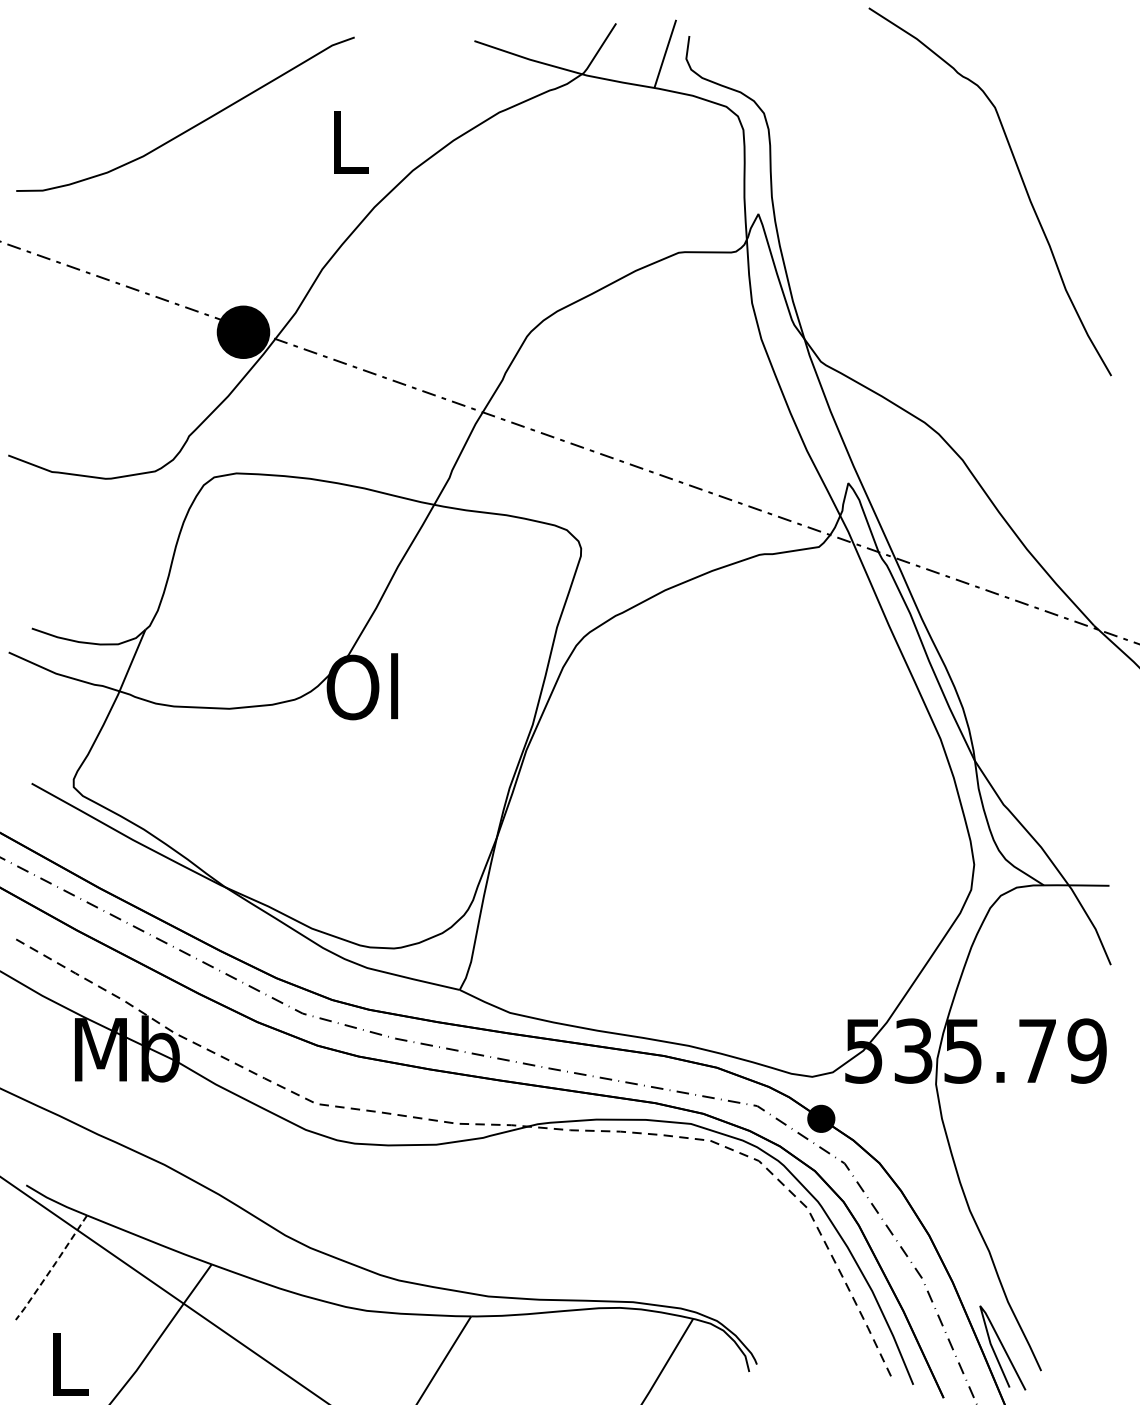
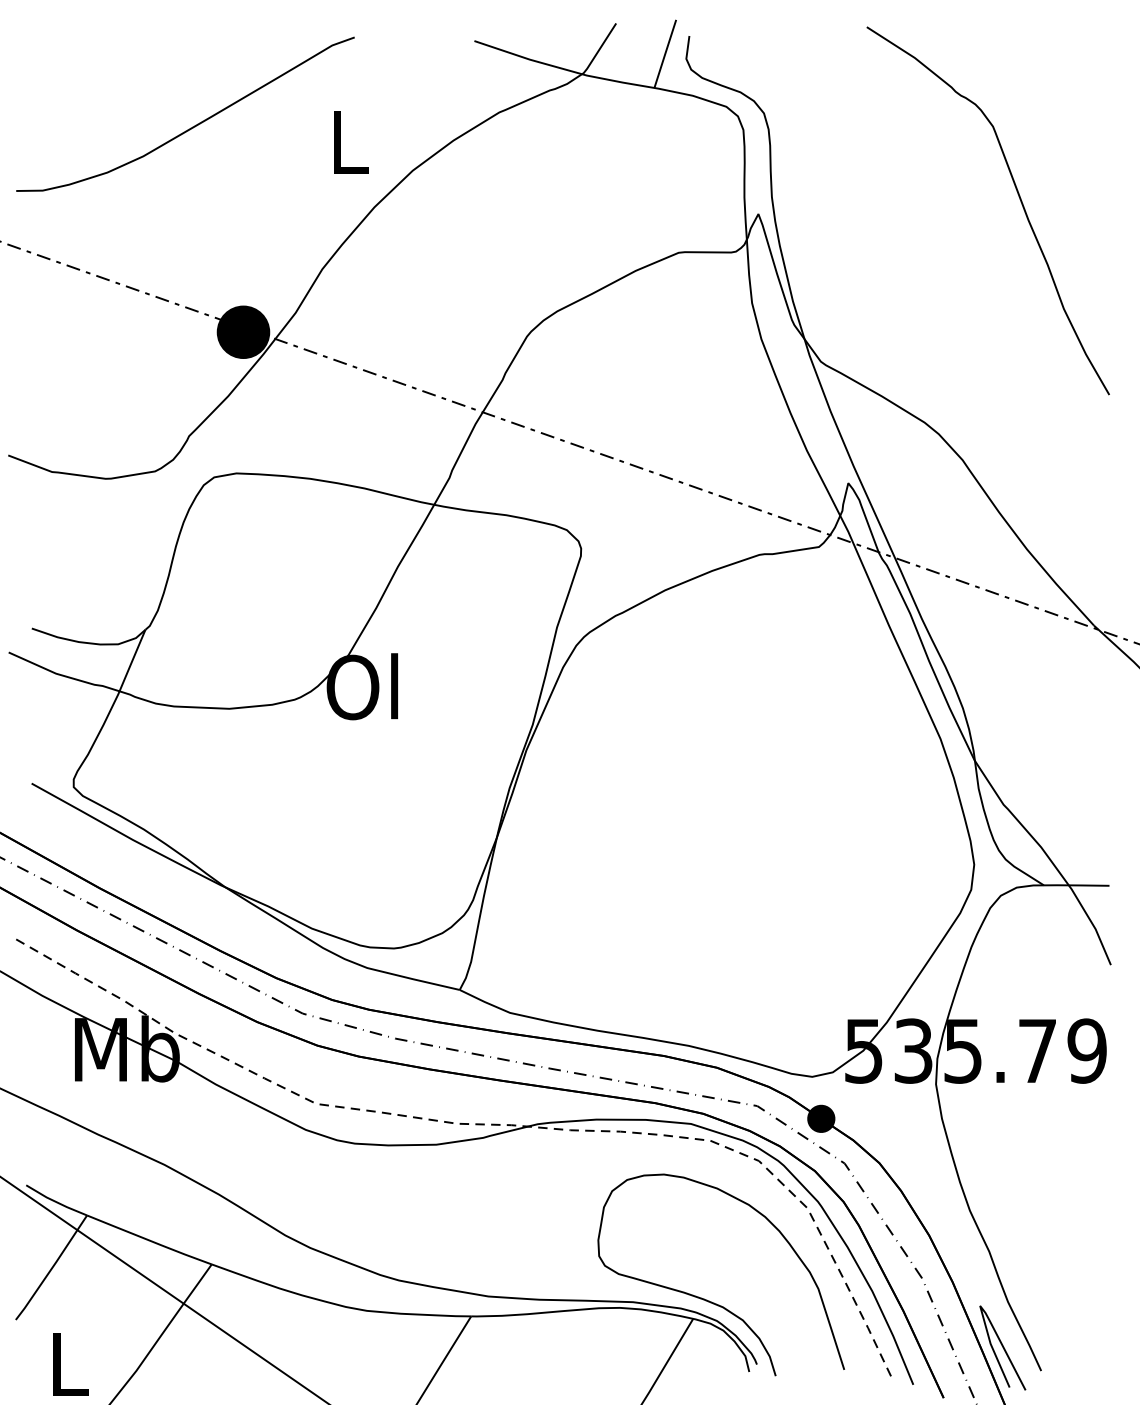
curve position: (1021, 180) -> (1019, 199) (1019, 199)
line: dashed -> solid (51, 1268)
curve: none -> present (709, 1300)
